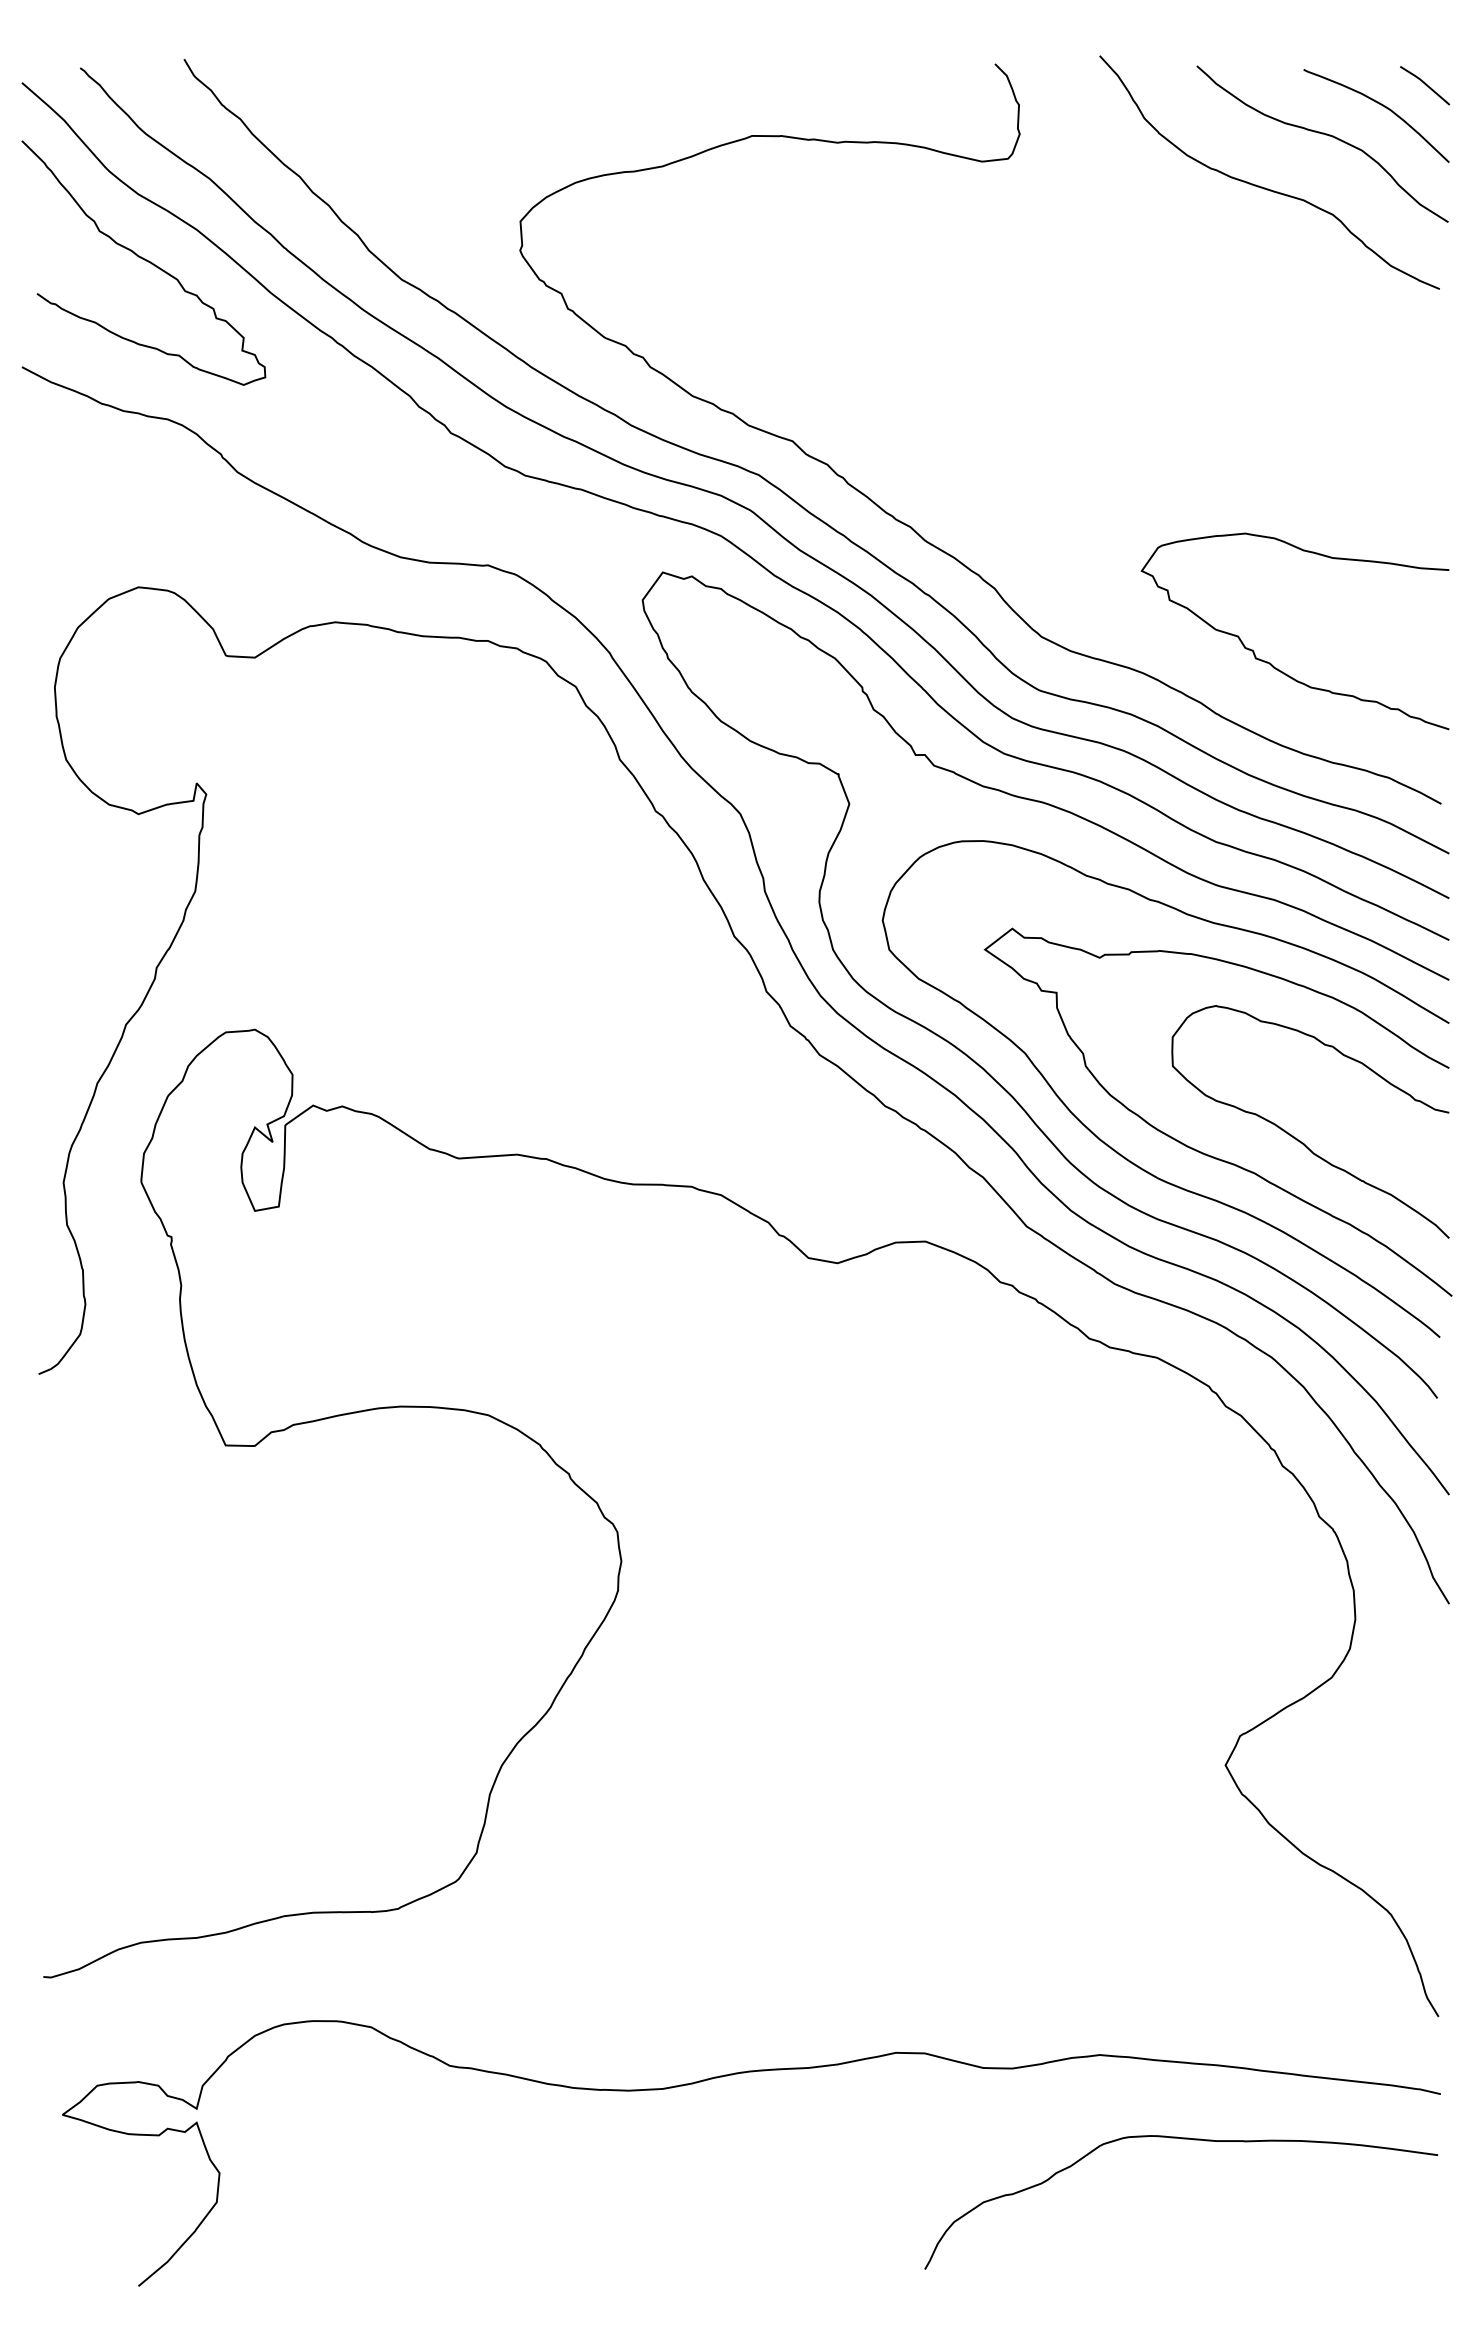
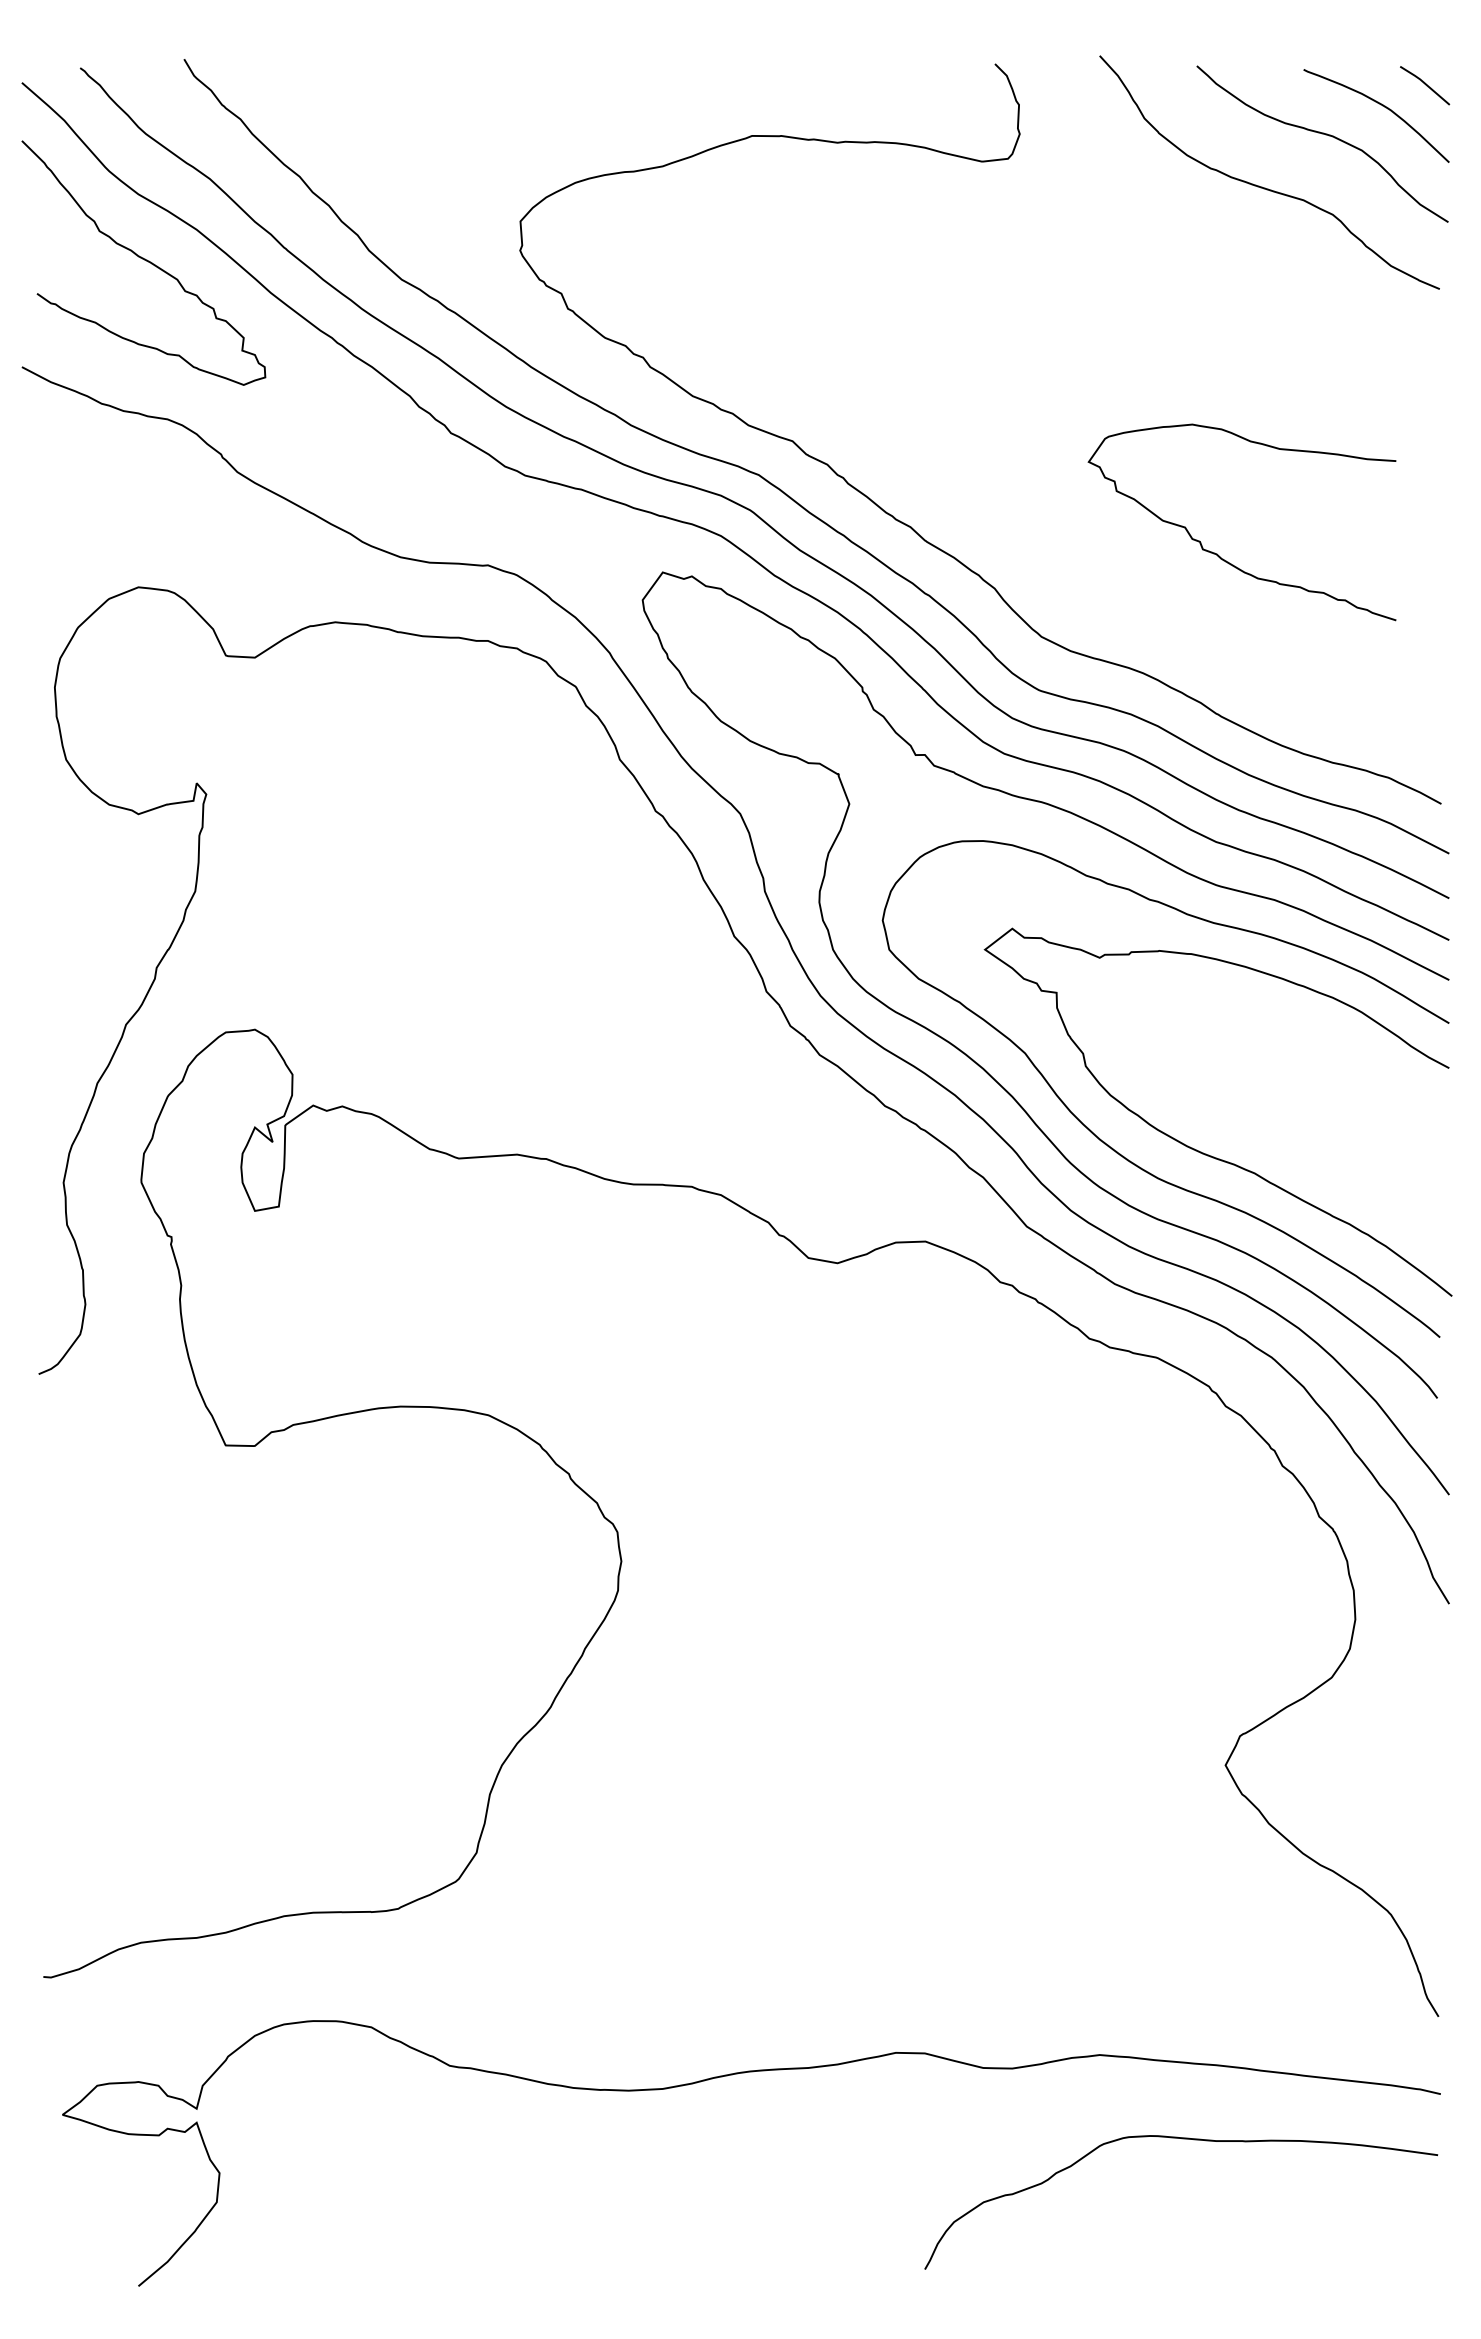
curve position: (1270, 662) -> (1217, 553) (1217, 553)
curve: present -> none (1297, 1138)
